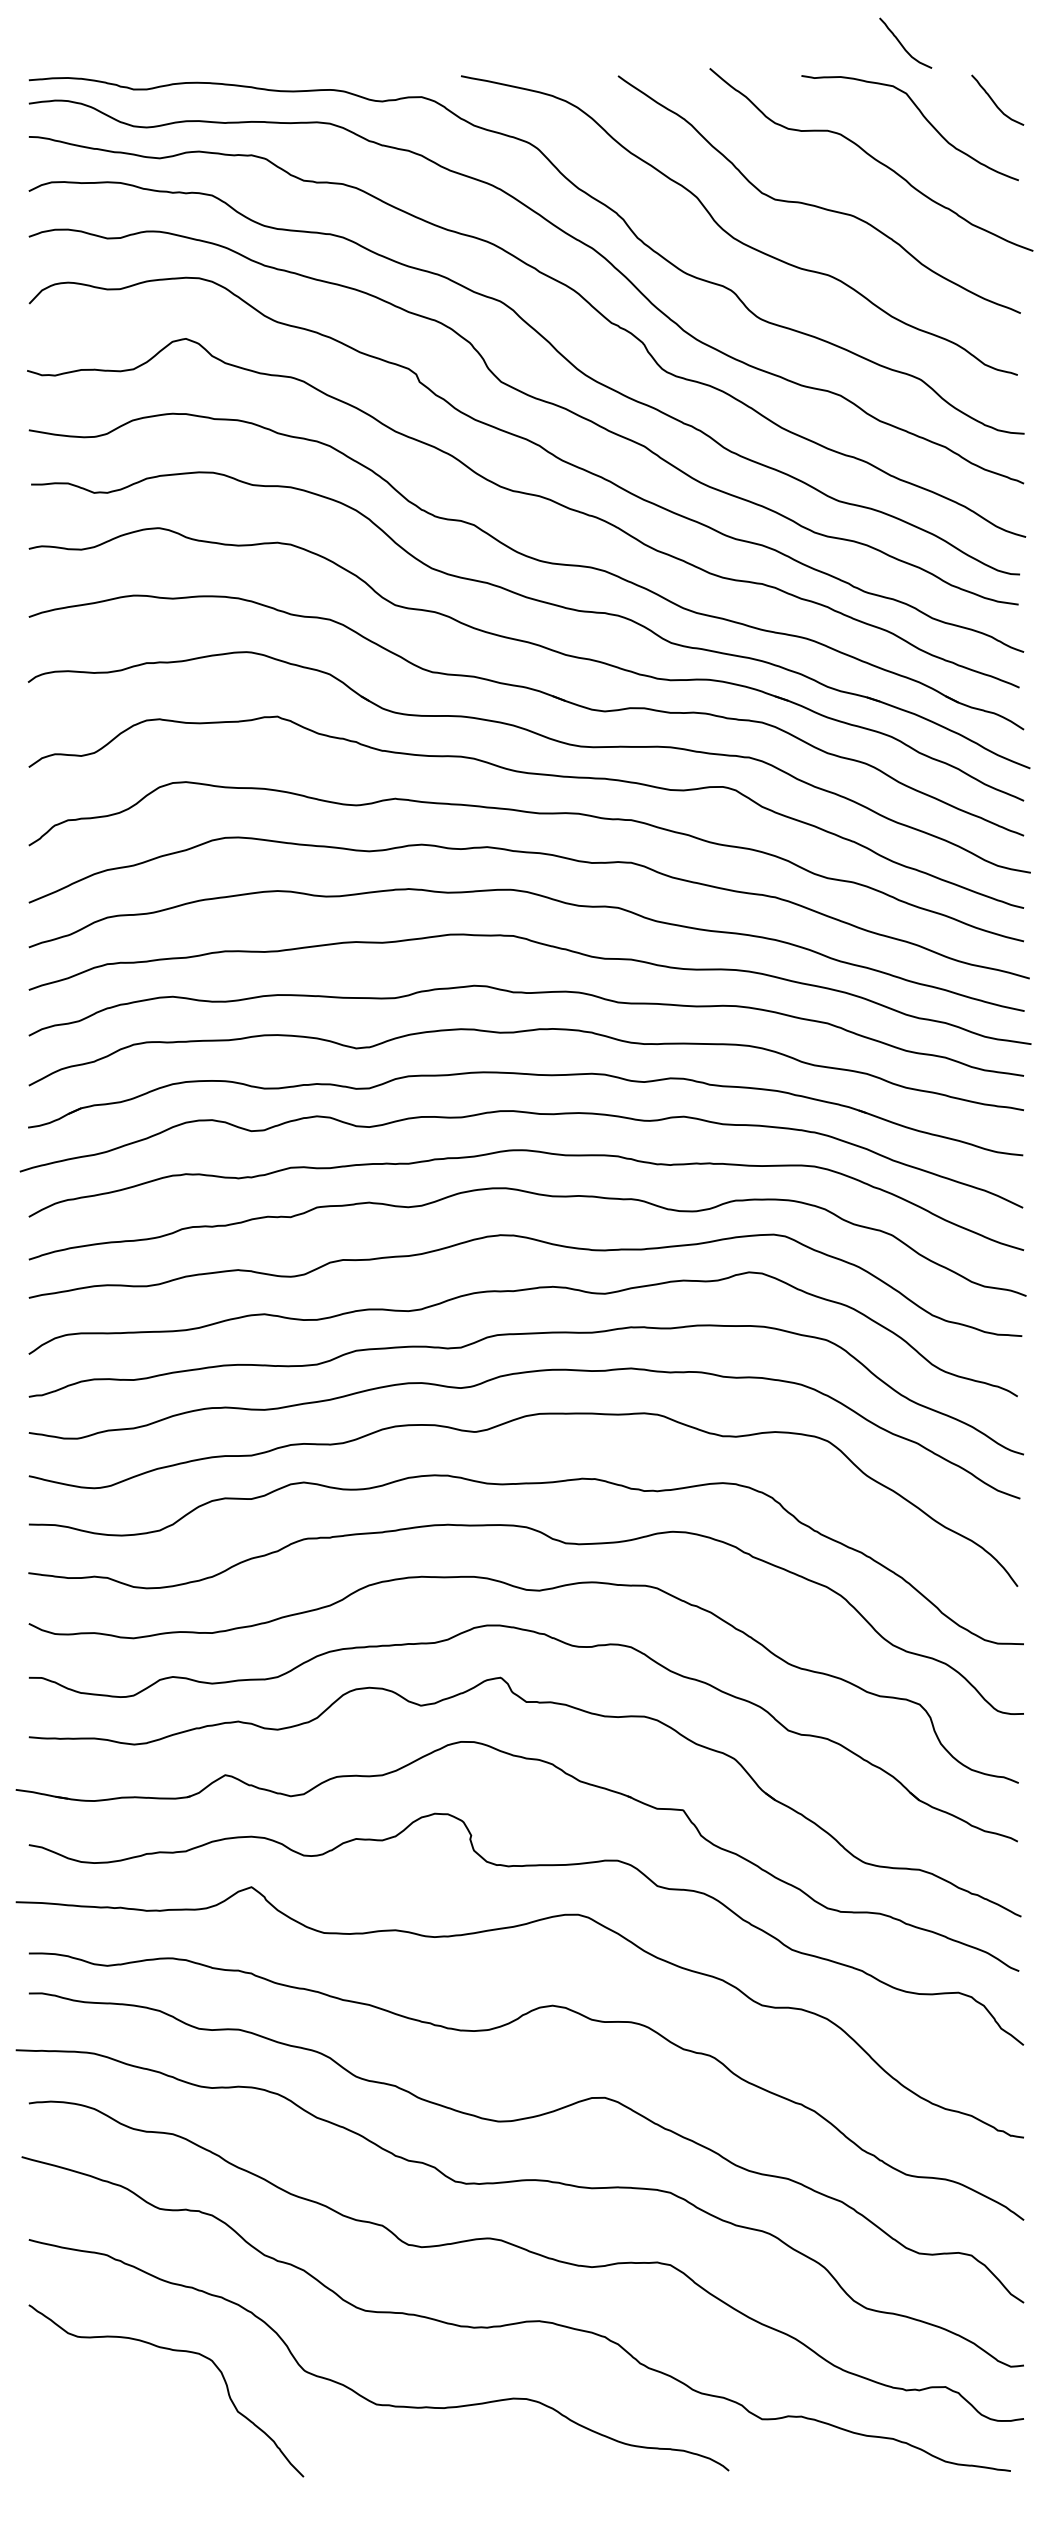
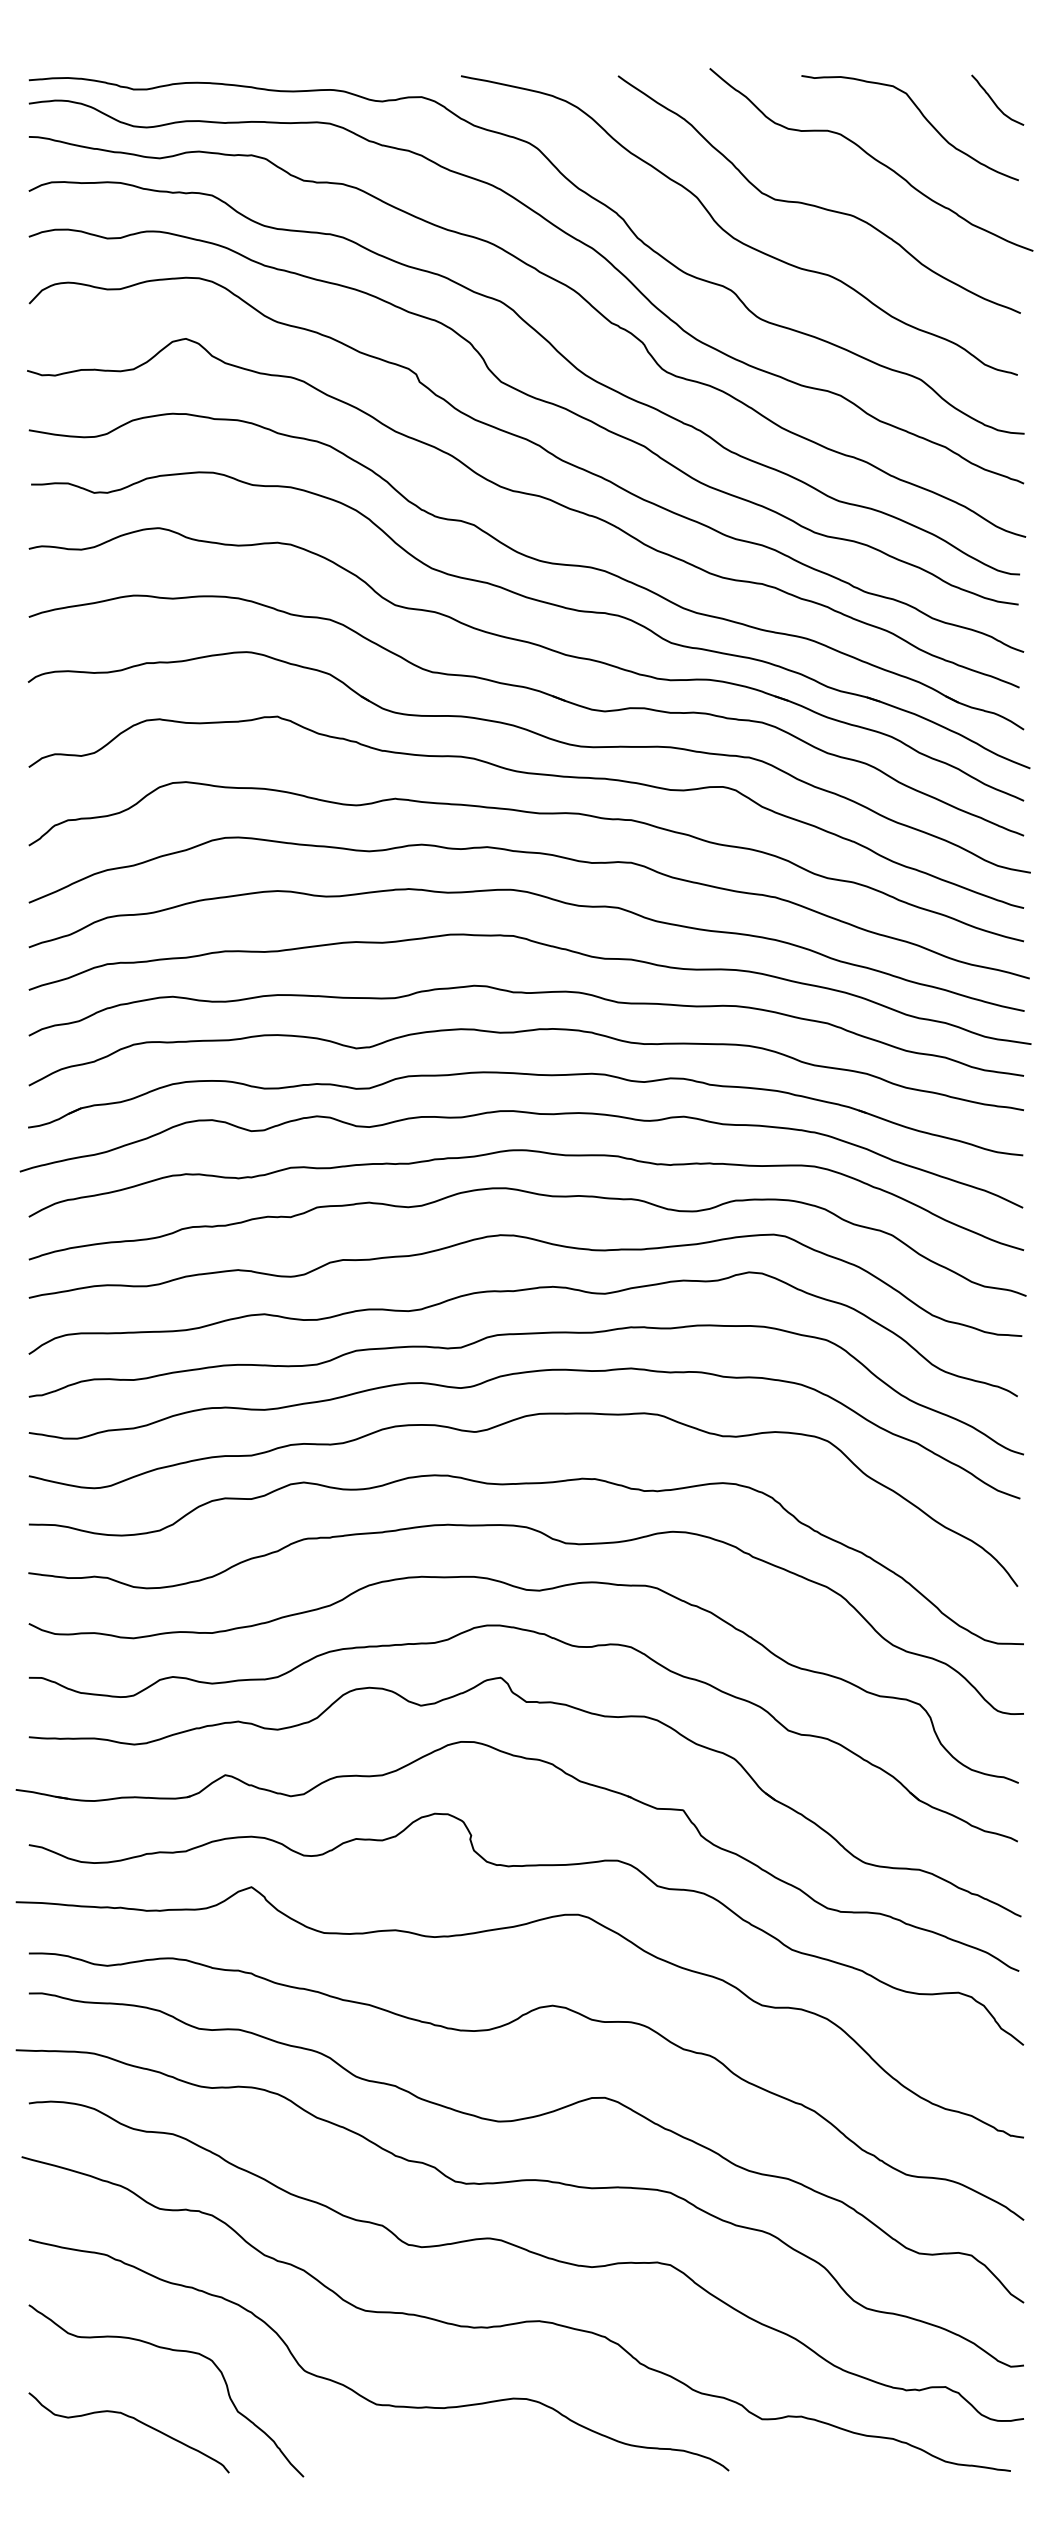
curve: present -> none (902, 44)
curve: none -> present (135, 2420)
